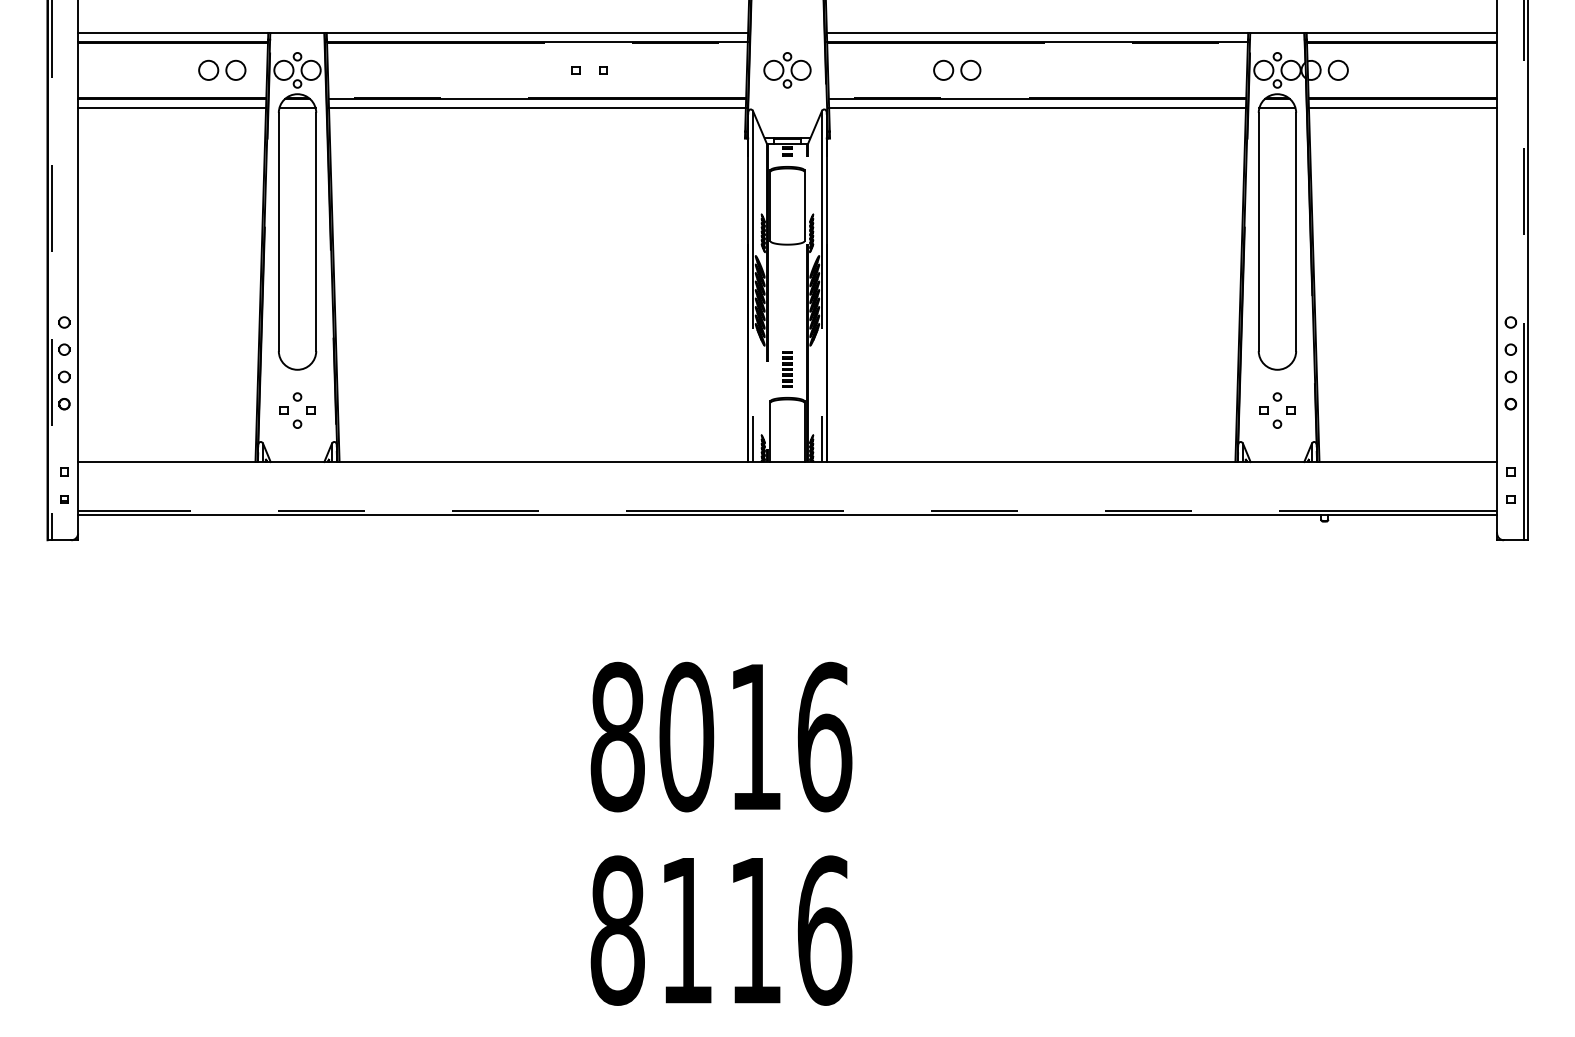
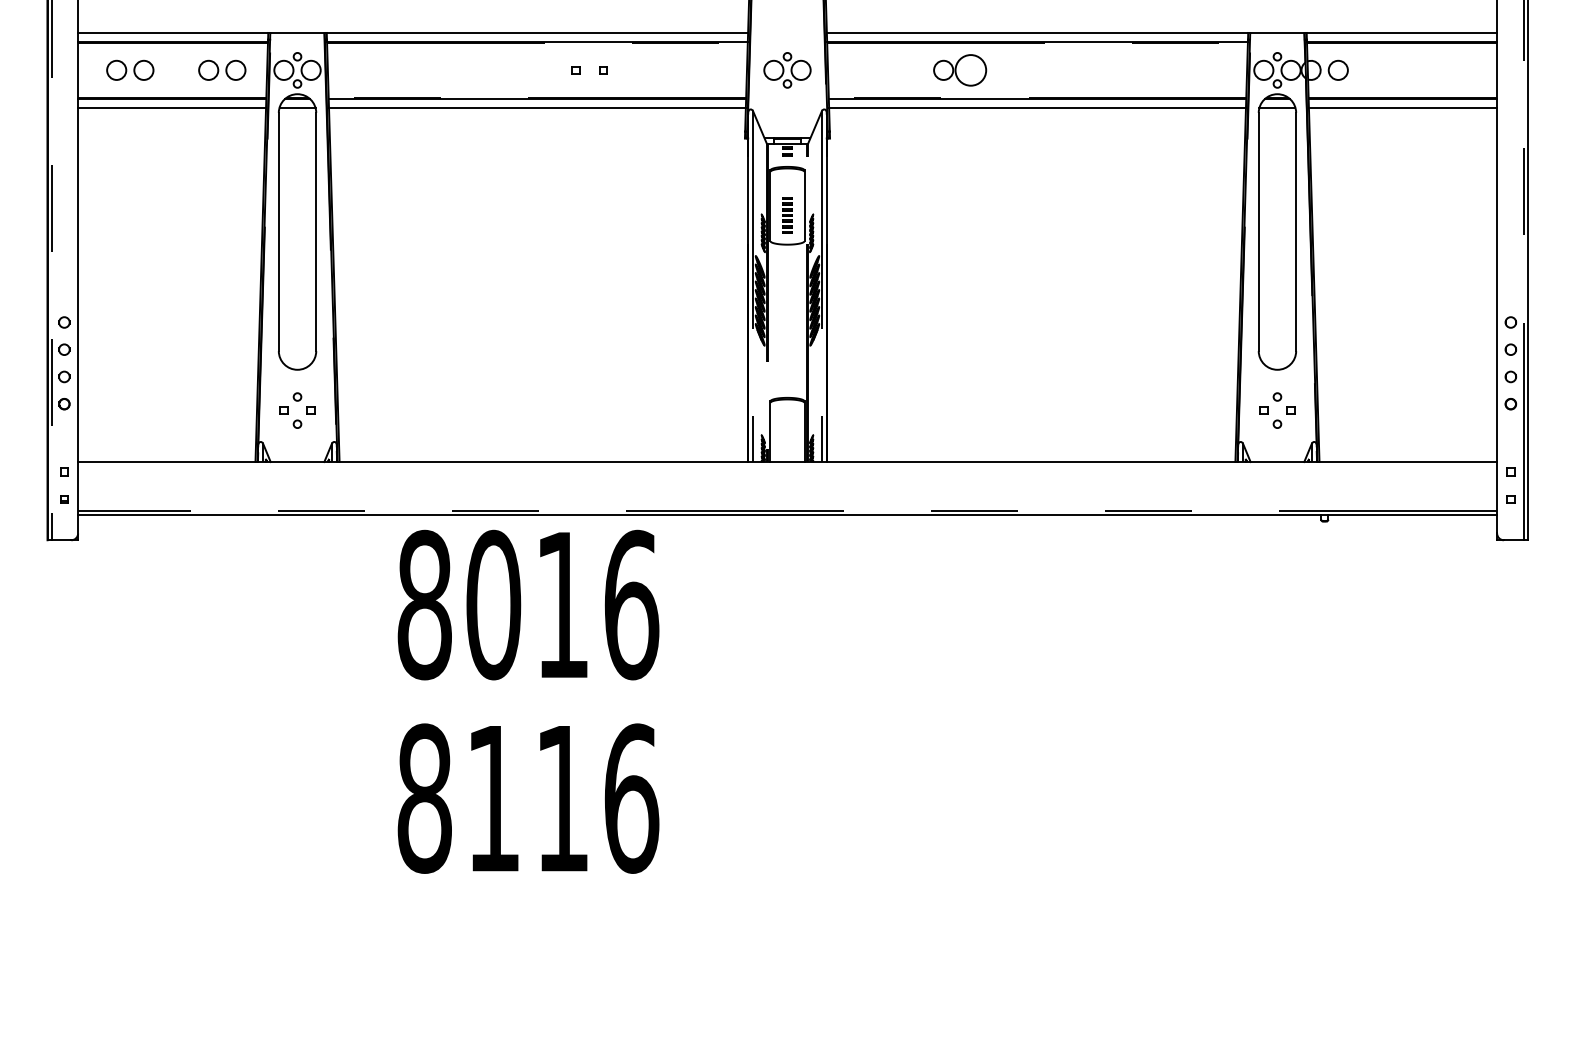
part: none -> present (130, 69)
circle diameter: 19 px -> 31 px (970, 70)
part position: (787, 369) -> (787, 215) (787, 215)
text position: (721, 833) -> (528, 701) (528, 701)
